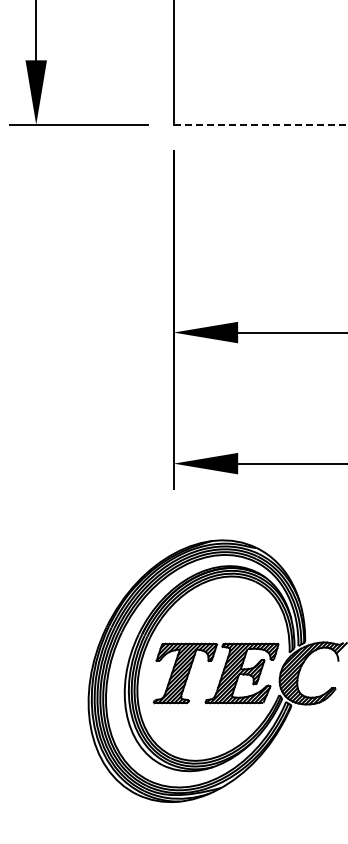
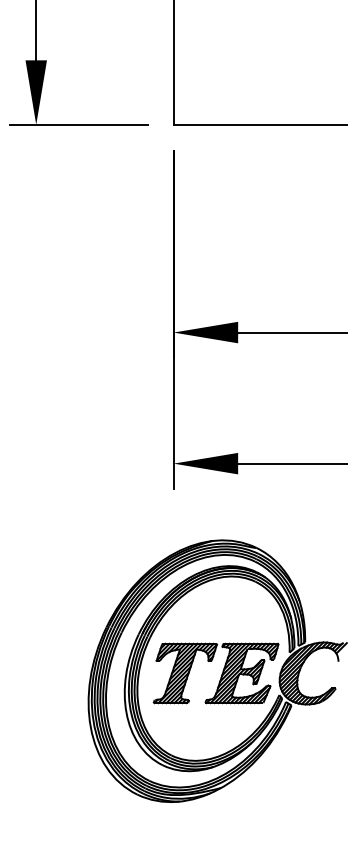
line: dashed -> solid (260, 124)
